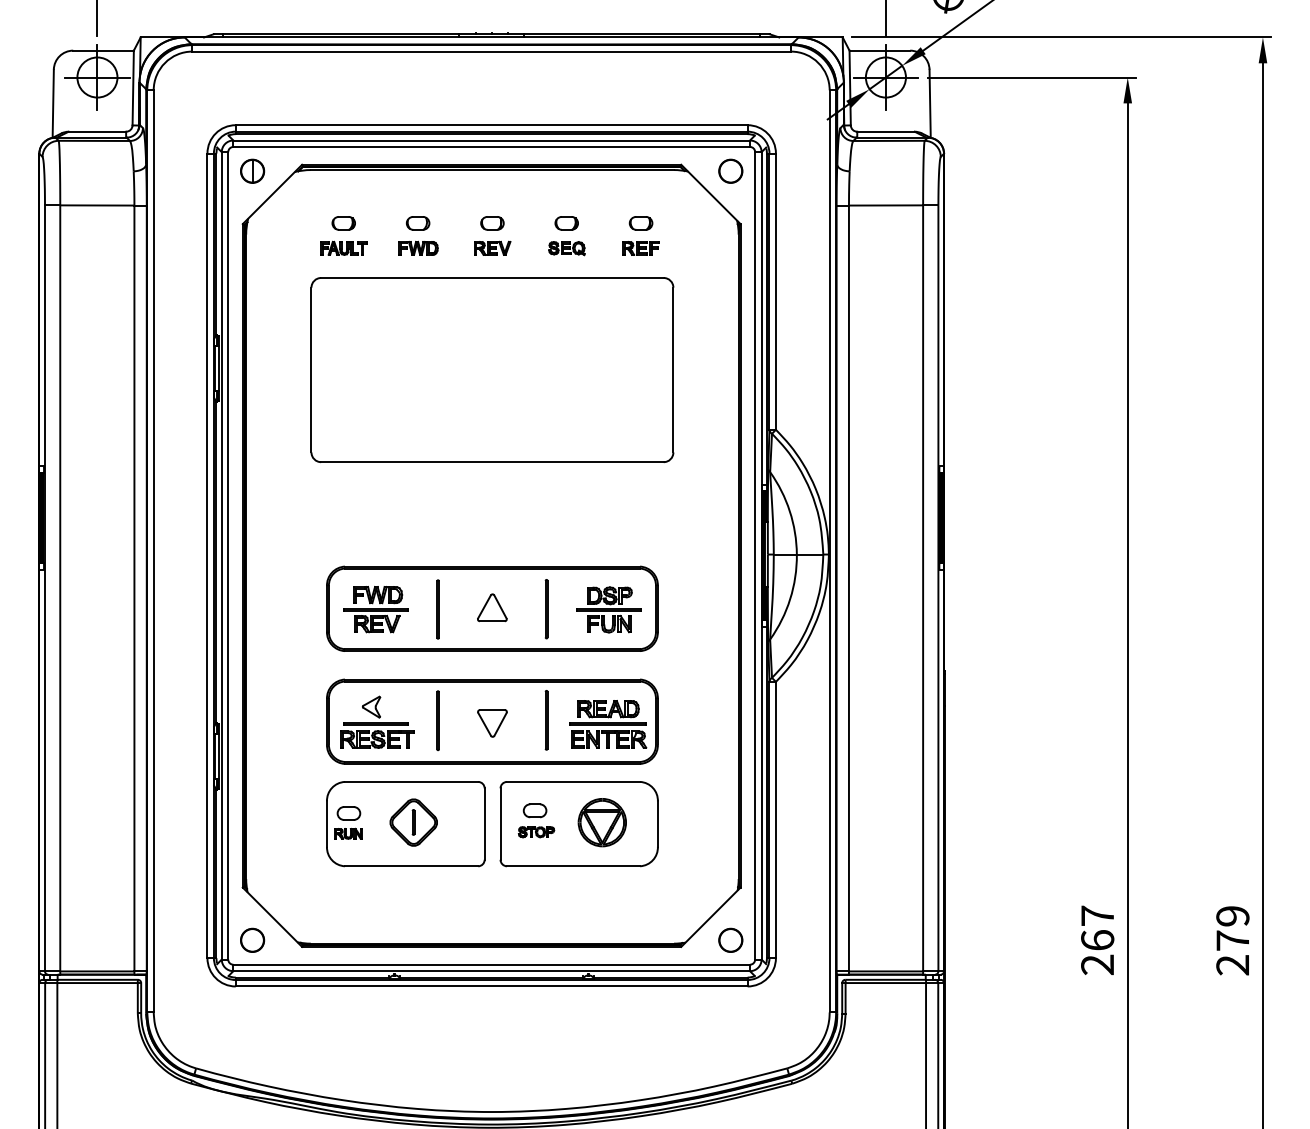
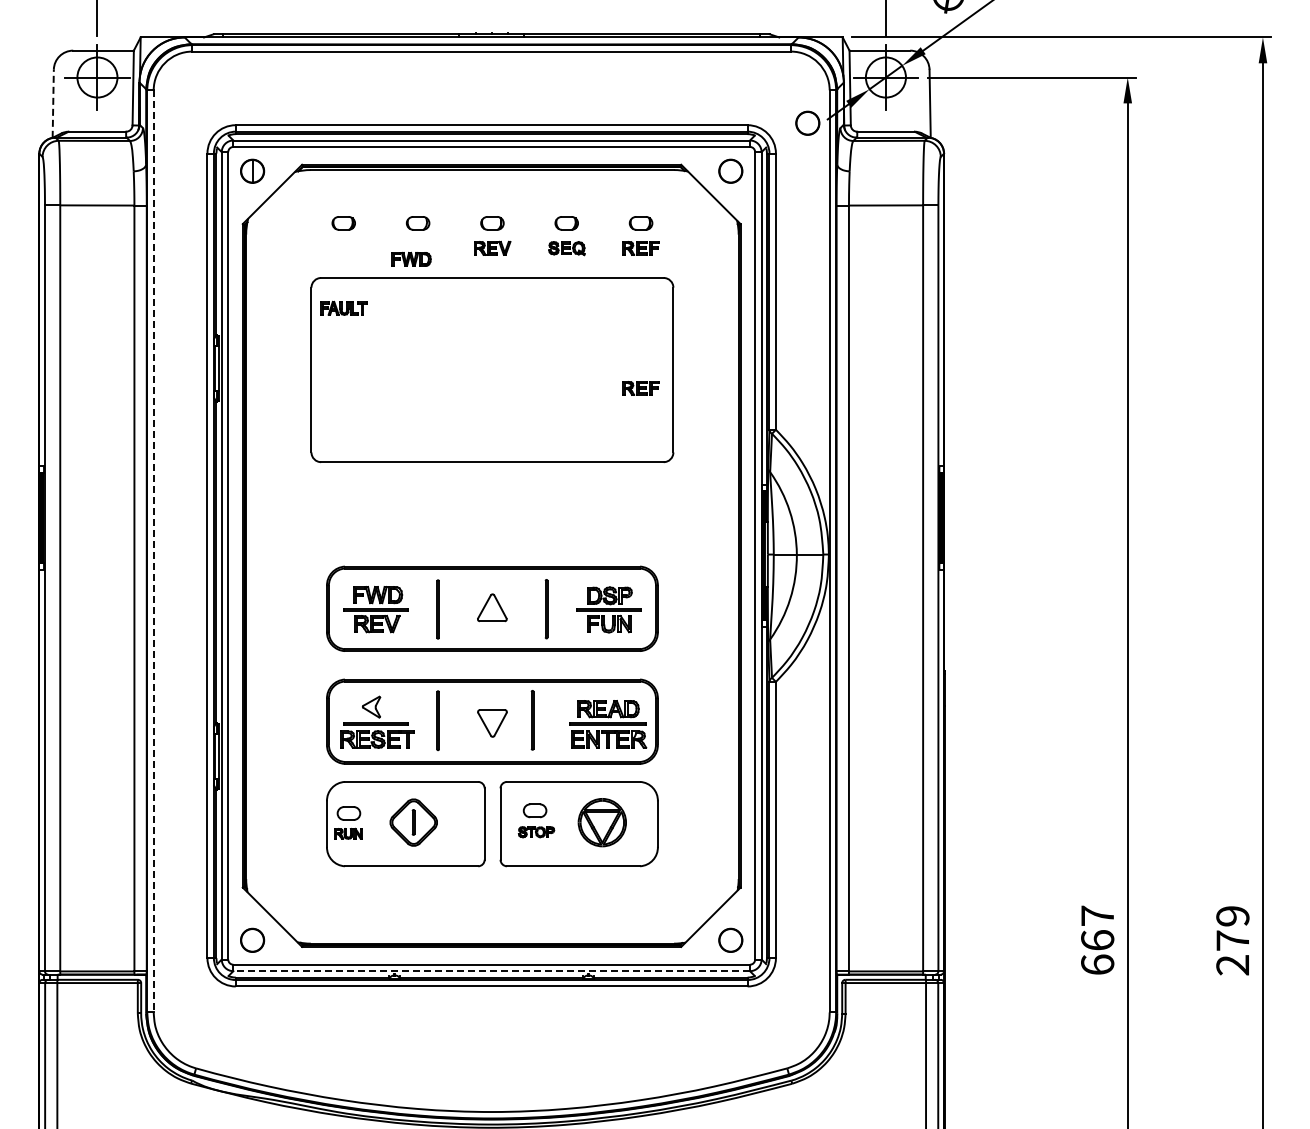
line: solid -> dashed (53, 103)
circle: none -> present (807, 122)
part position: (343, 247) -> (343, 307) (343, 307)
part position: (418, 247) -> (411, 258) (411, 258)
part: none -> present (640, 388)
line: solid -> dashed (153, 551)
line position: (546, 720) -> (532, 720) (532, 720)
text: 267 -> 667 (1097, 964)
line: solid -> dashed (491, 971)
